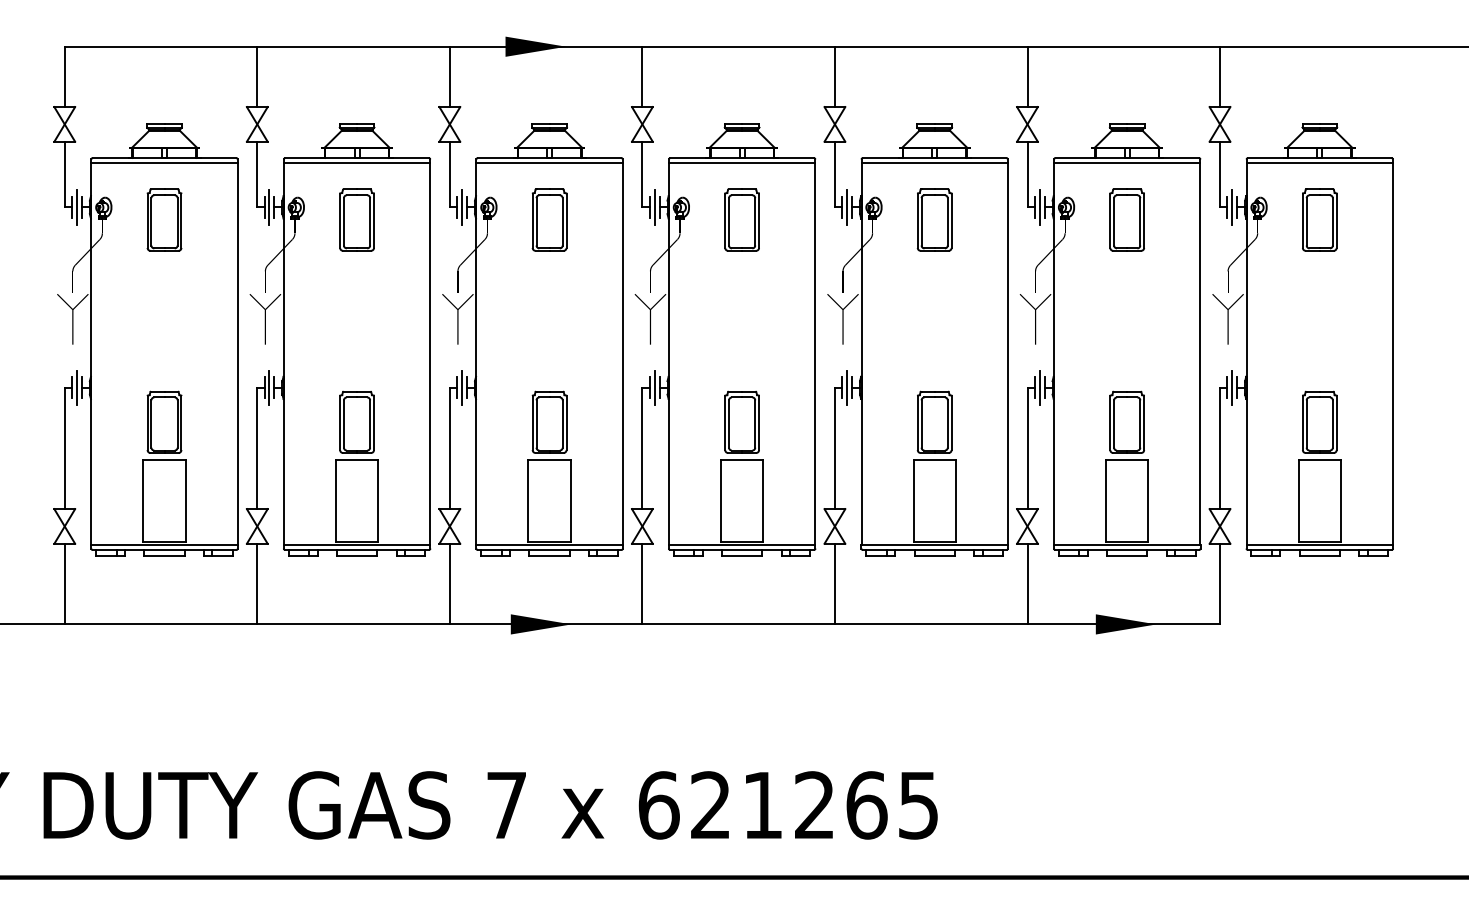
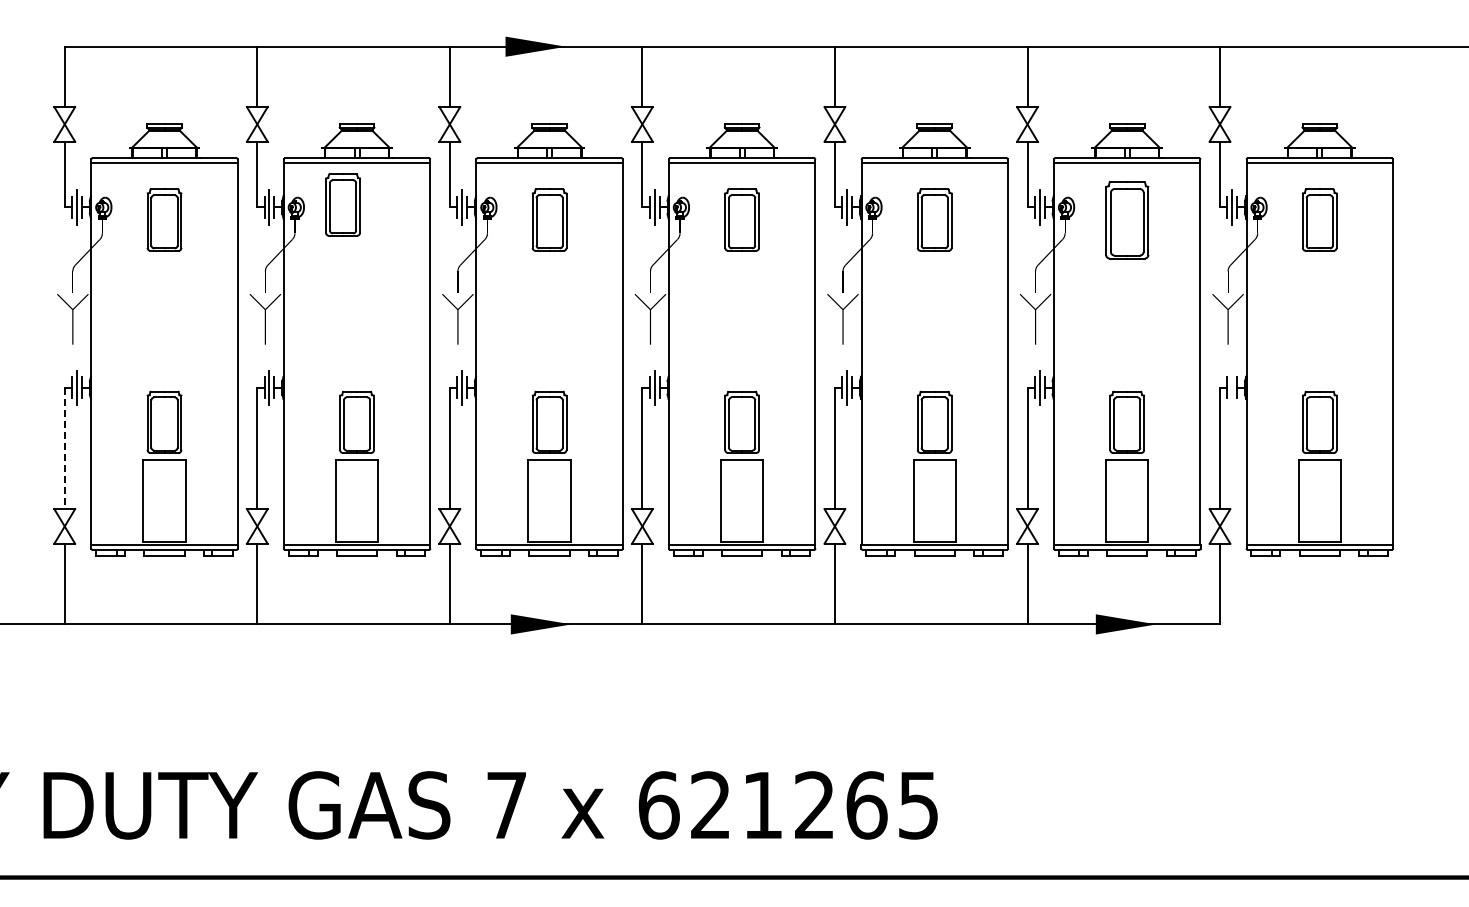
part position: (356, 219) -> (342, 204) (342, 204)
part size: 36x64 px -> 45x79 px (1127, 220)
line: present -> none (1232, 387)
line: solid -> dashed (64, 448)
